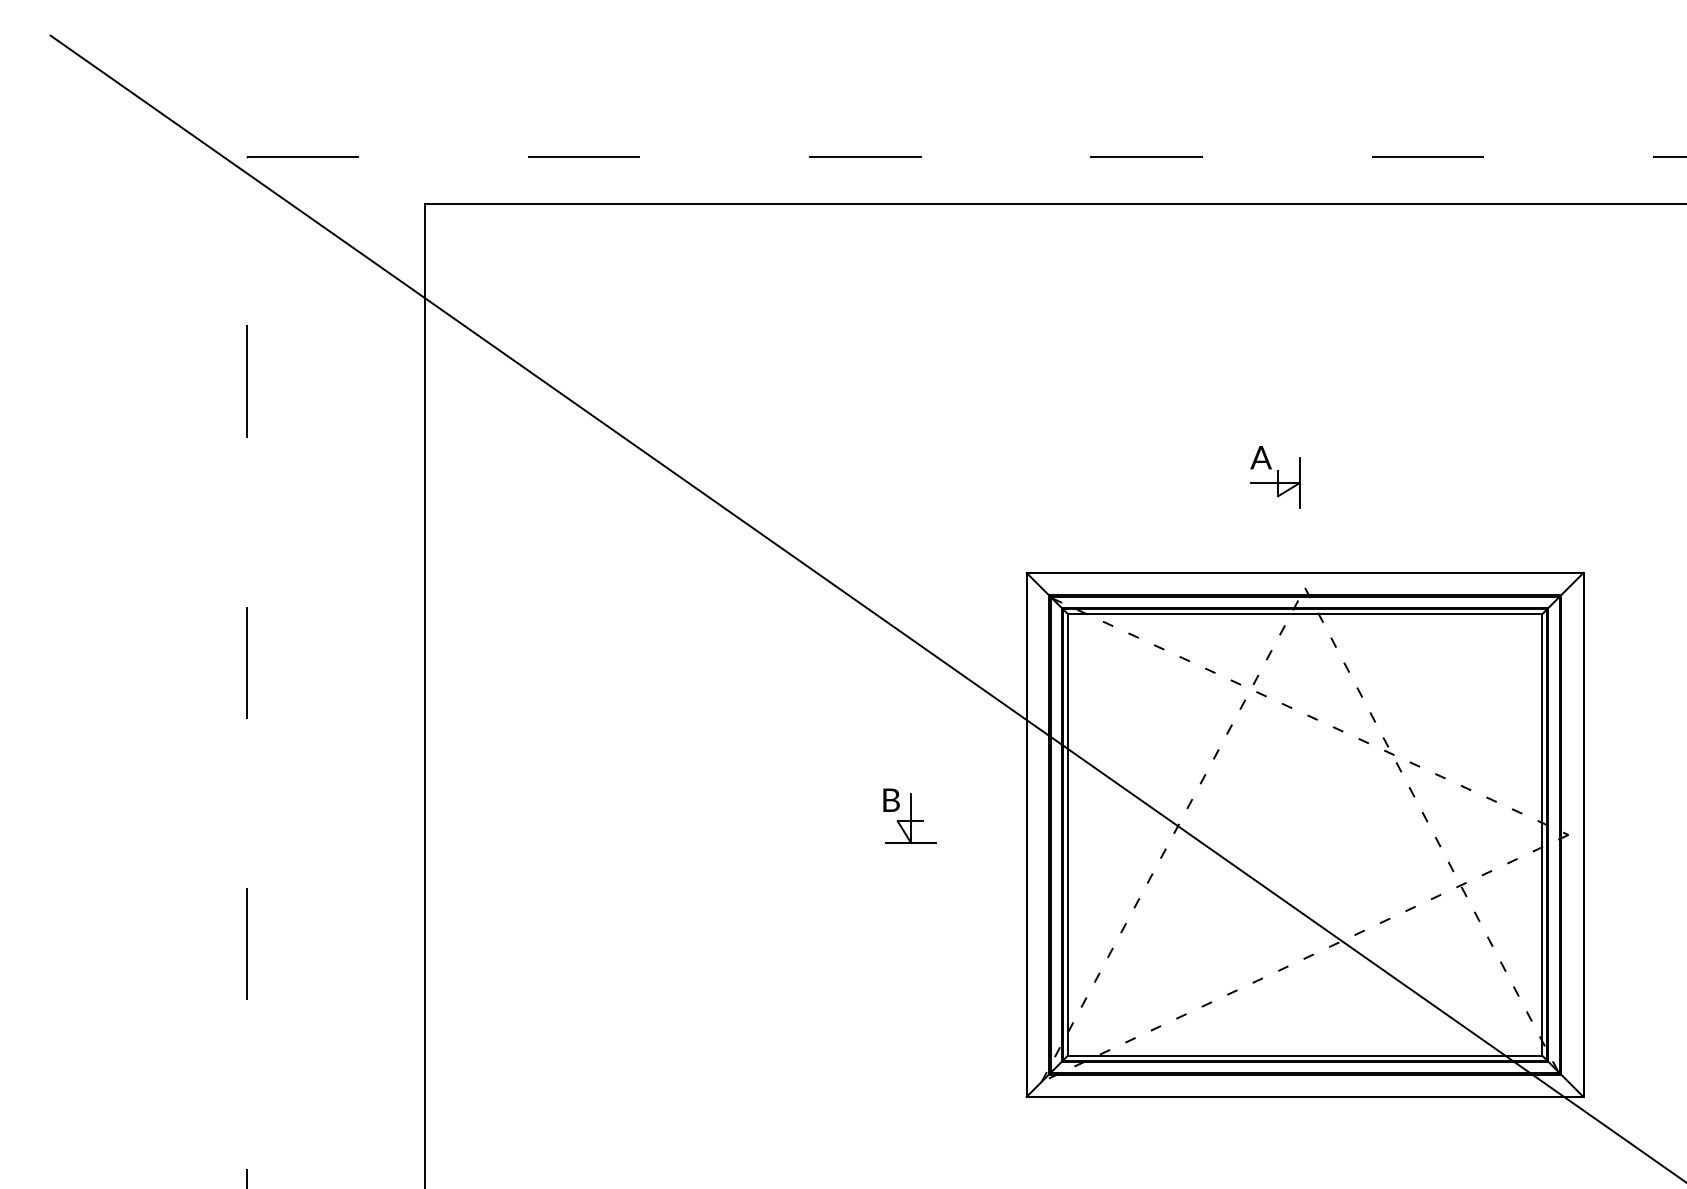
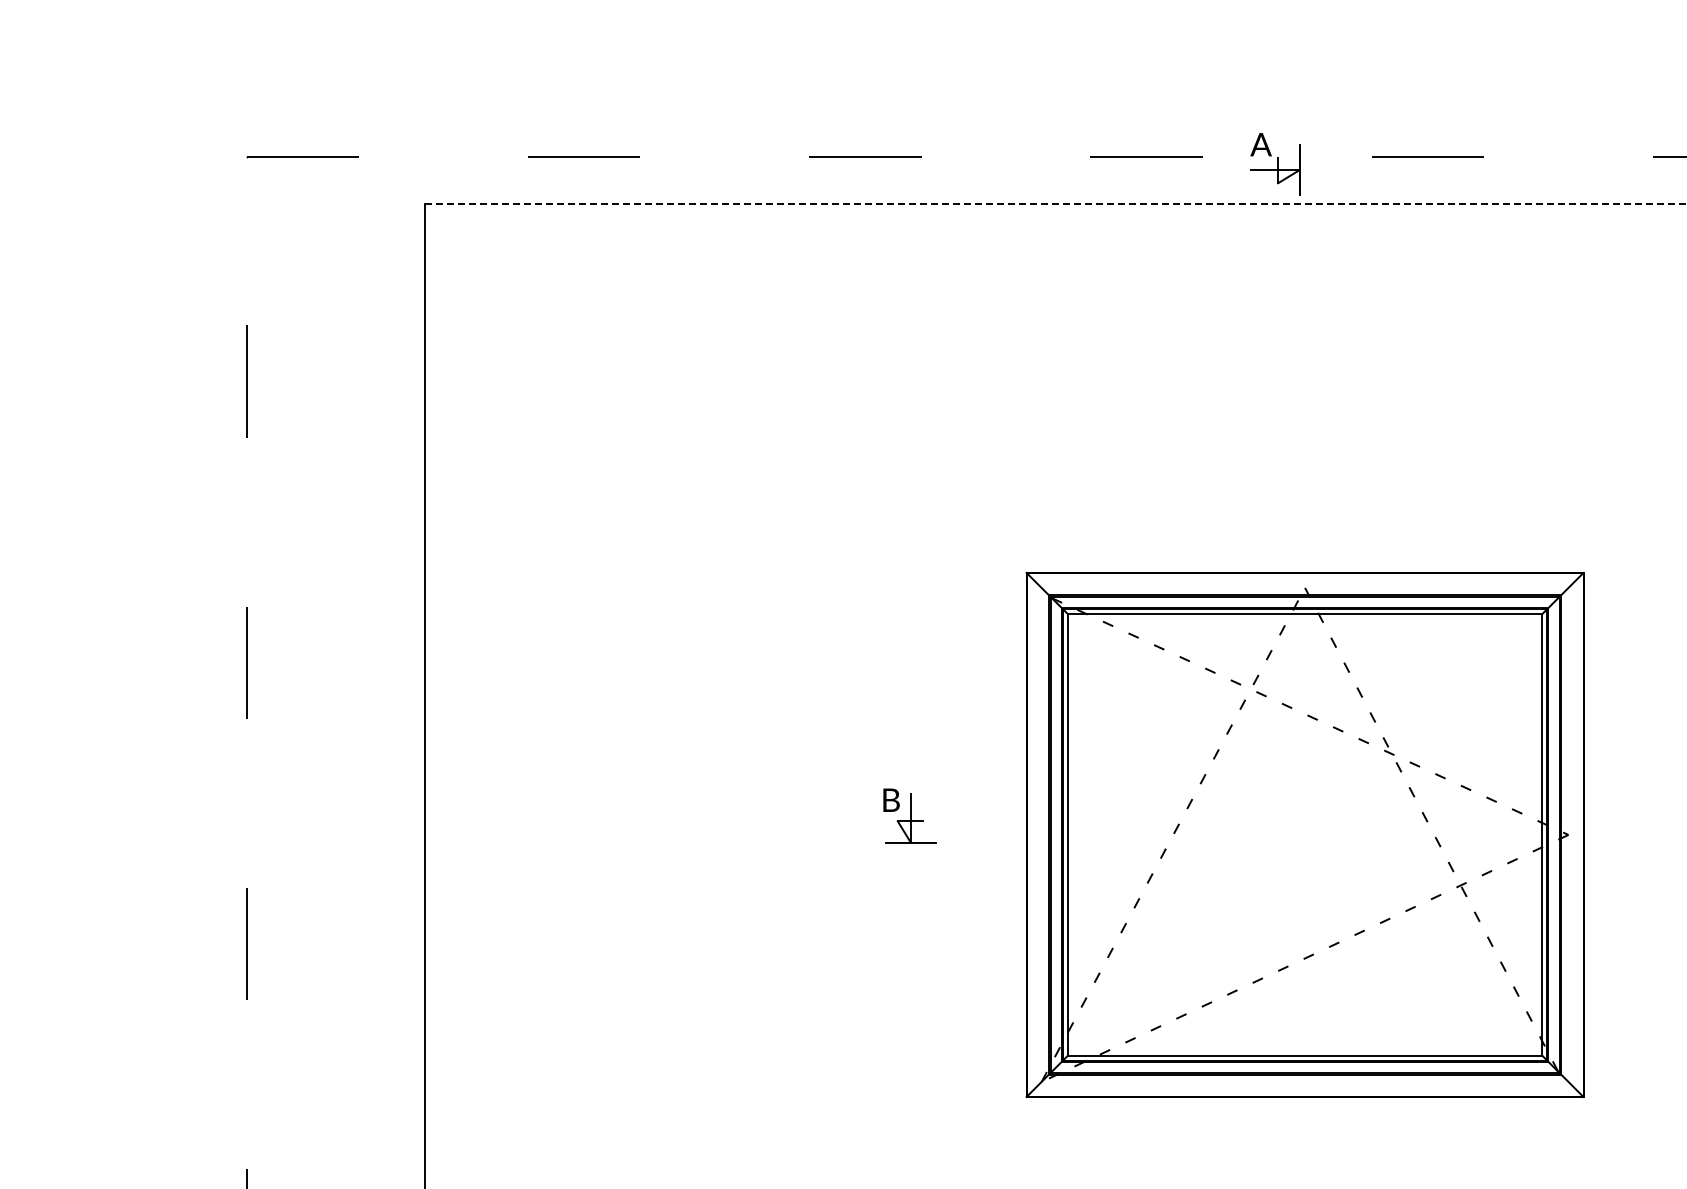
line: solid -> dashed (1055, 203)
part position: (1275, 477) -> (1275, 164) (1275, 164)
line: present -> none (866, 607)
